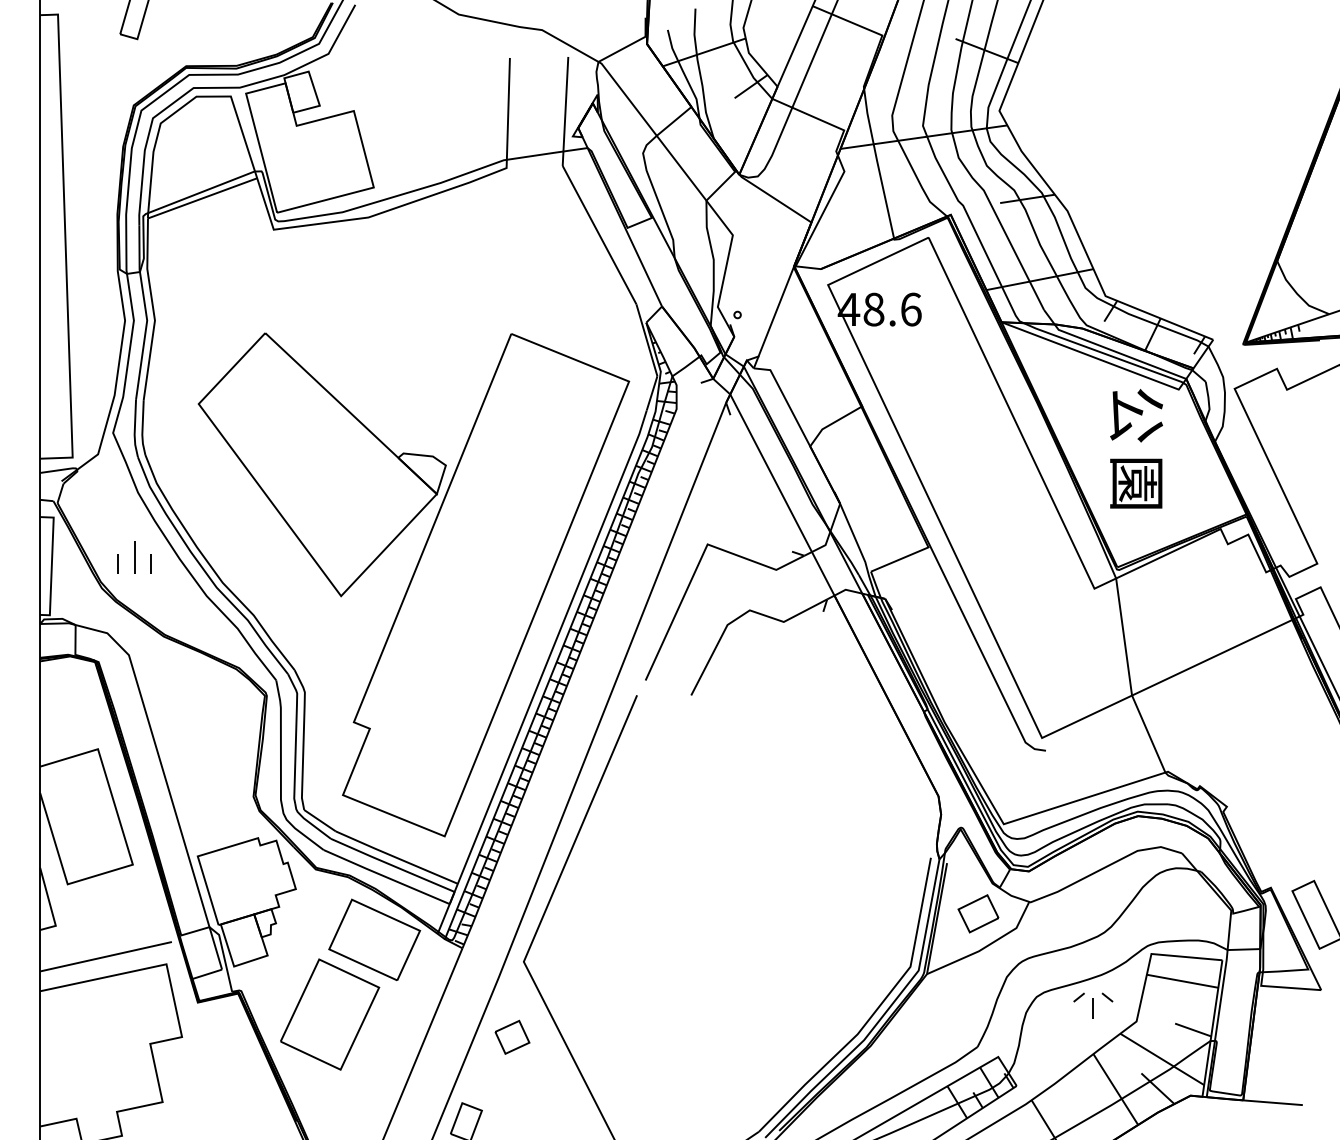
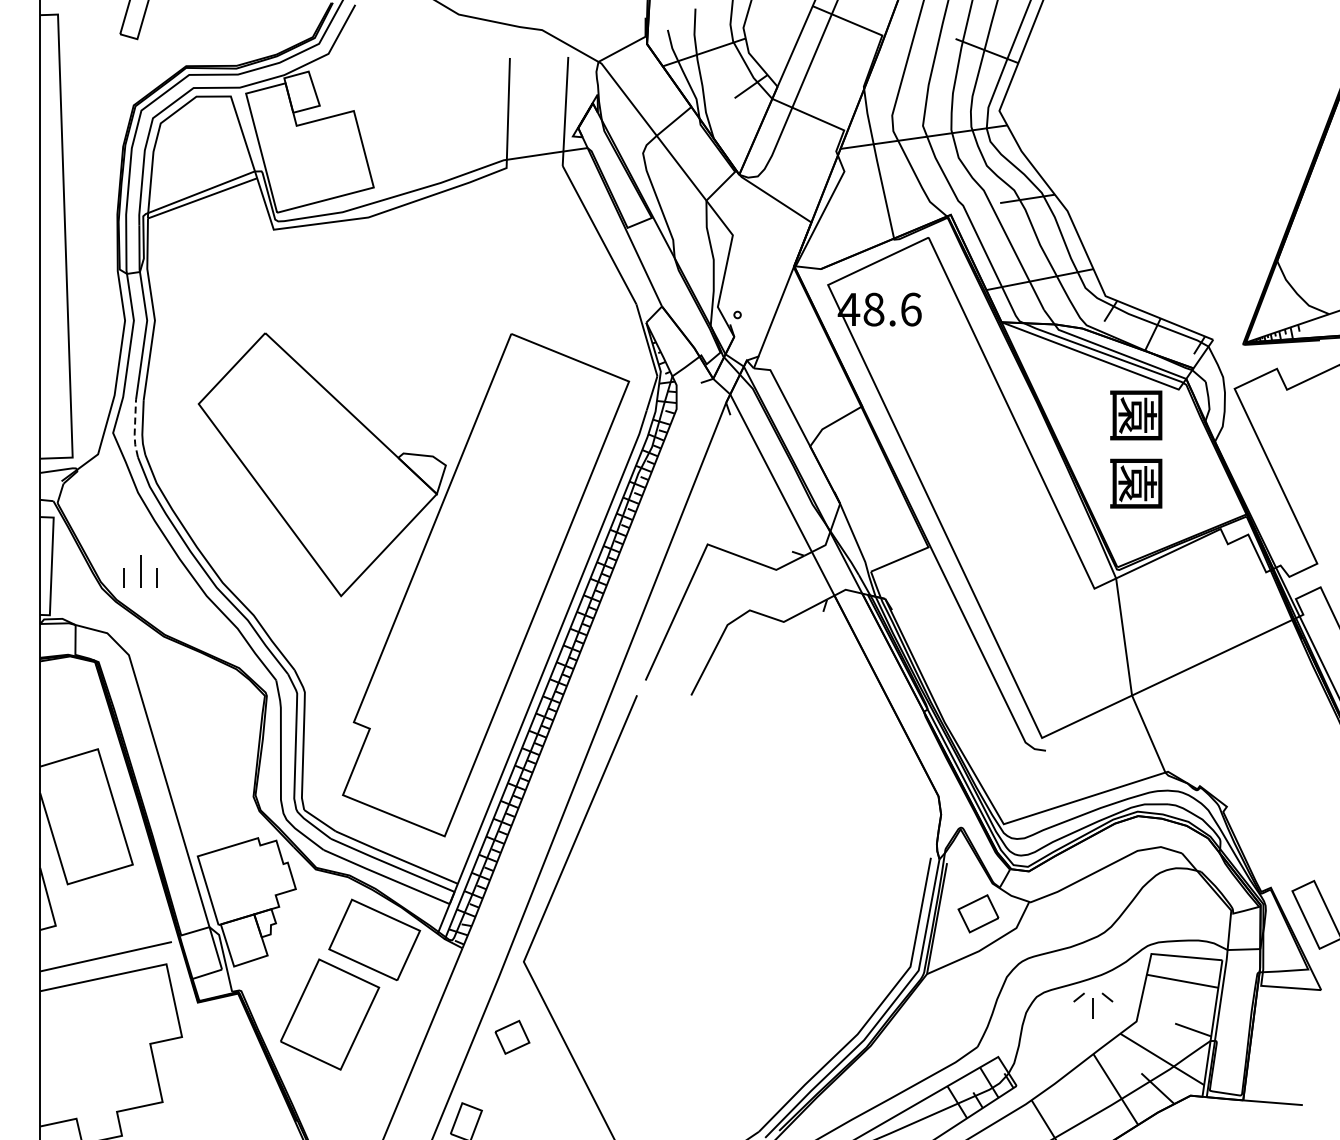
text: 公 -> 園 (1136, 415)
line: solid -> dashed (134, 429)
part position: (134, 557) -> (140, 571) (140, 571)
